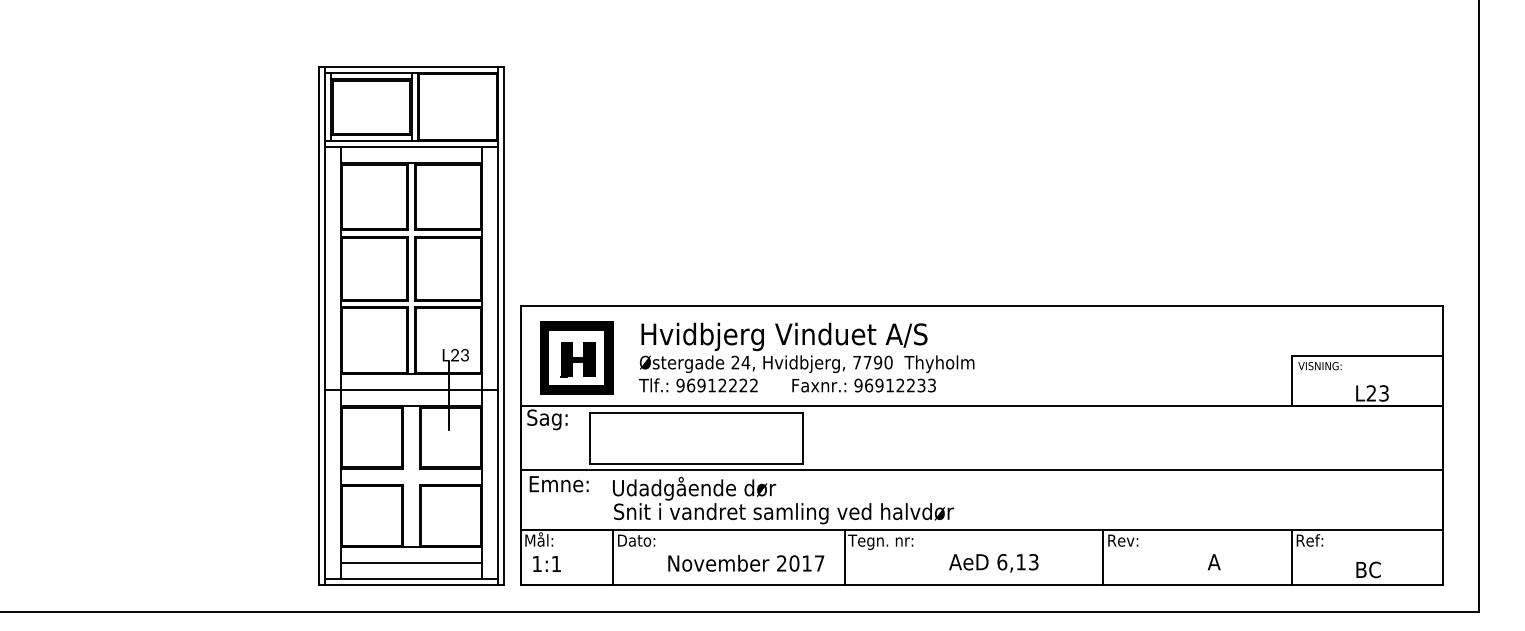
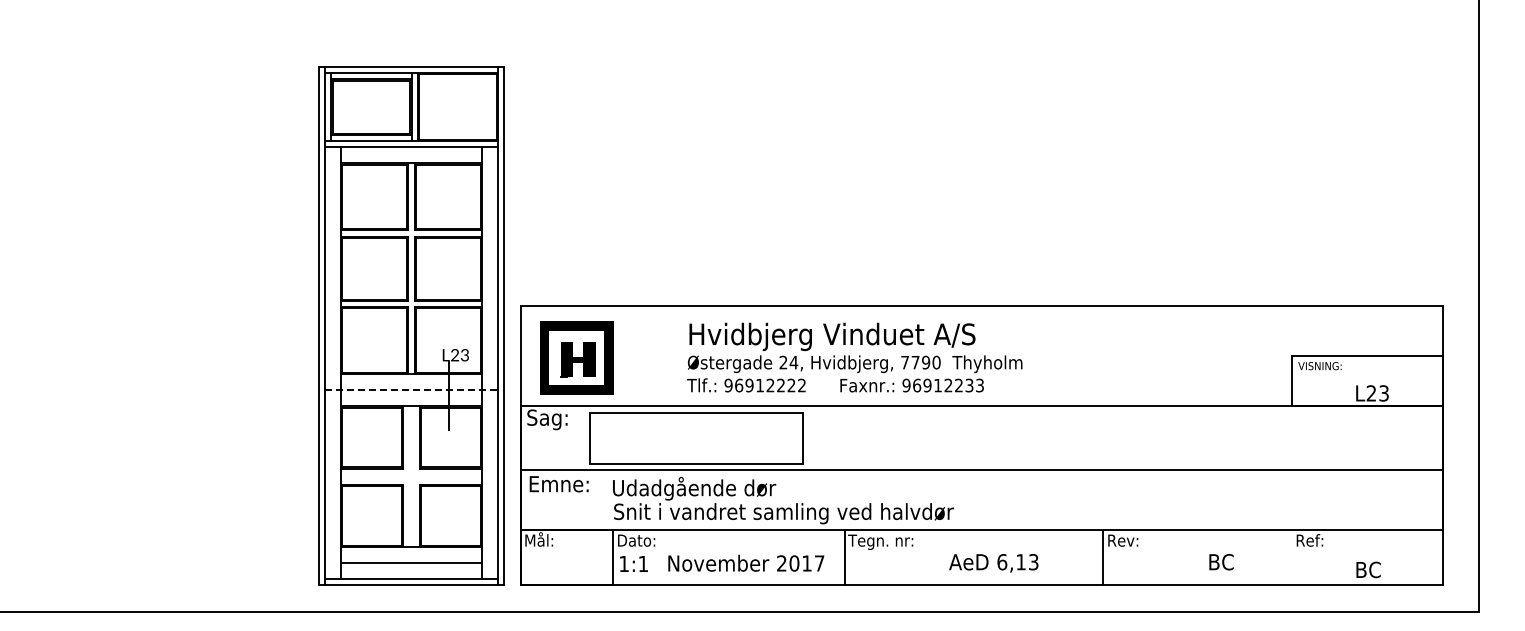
text position: (806, 357) -> (854, 357) (854, 357)
line: solid -> dashed (412, 390)
line: present -> none (1291, 557)
text: A -> BC (1220, 562)
text position: (546, 563) -> (633, 563) (633, 563)
